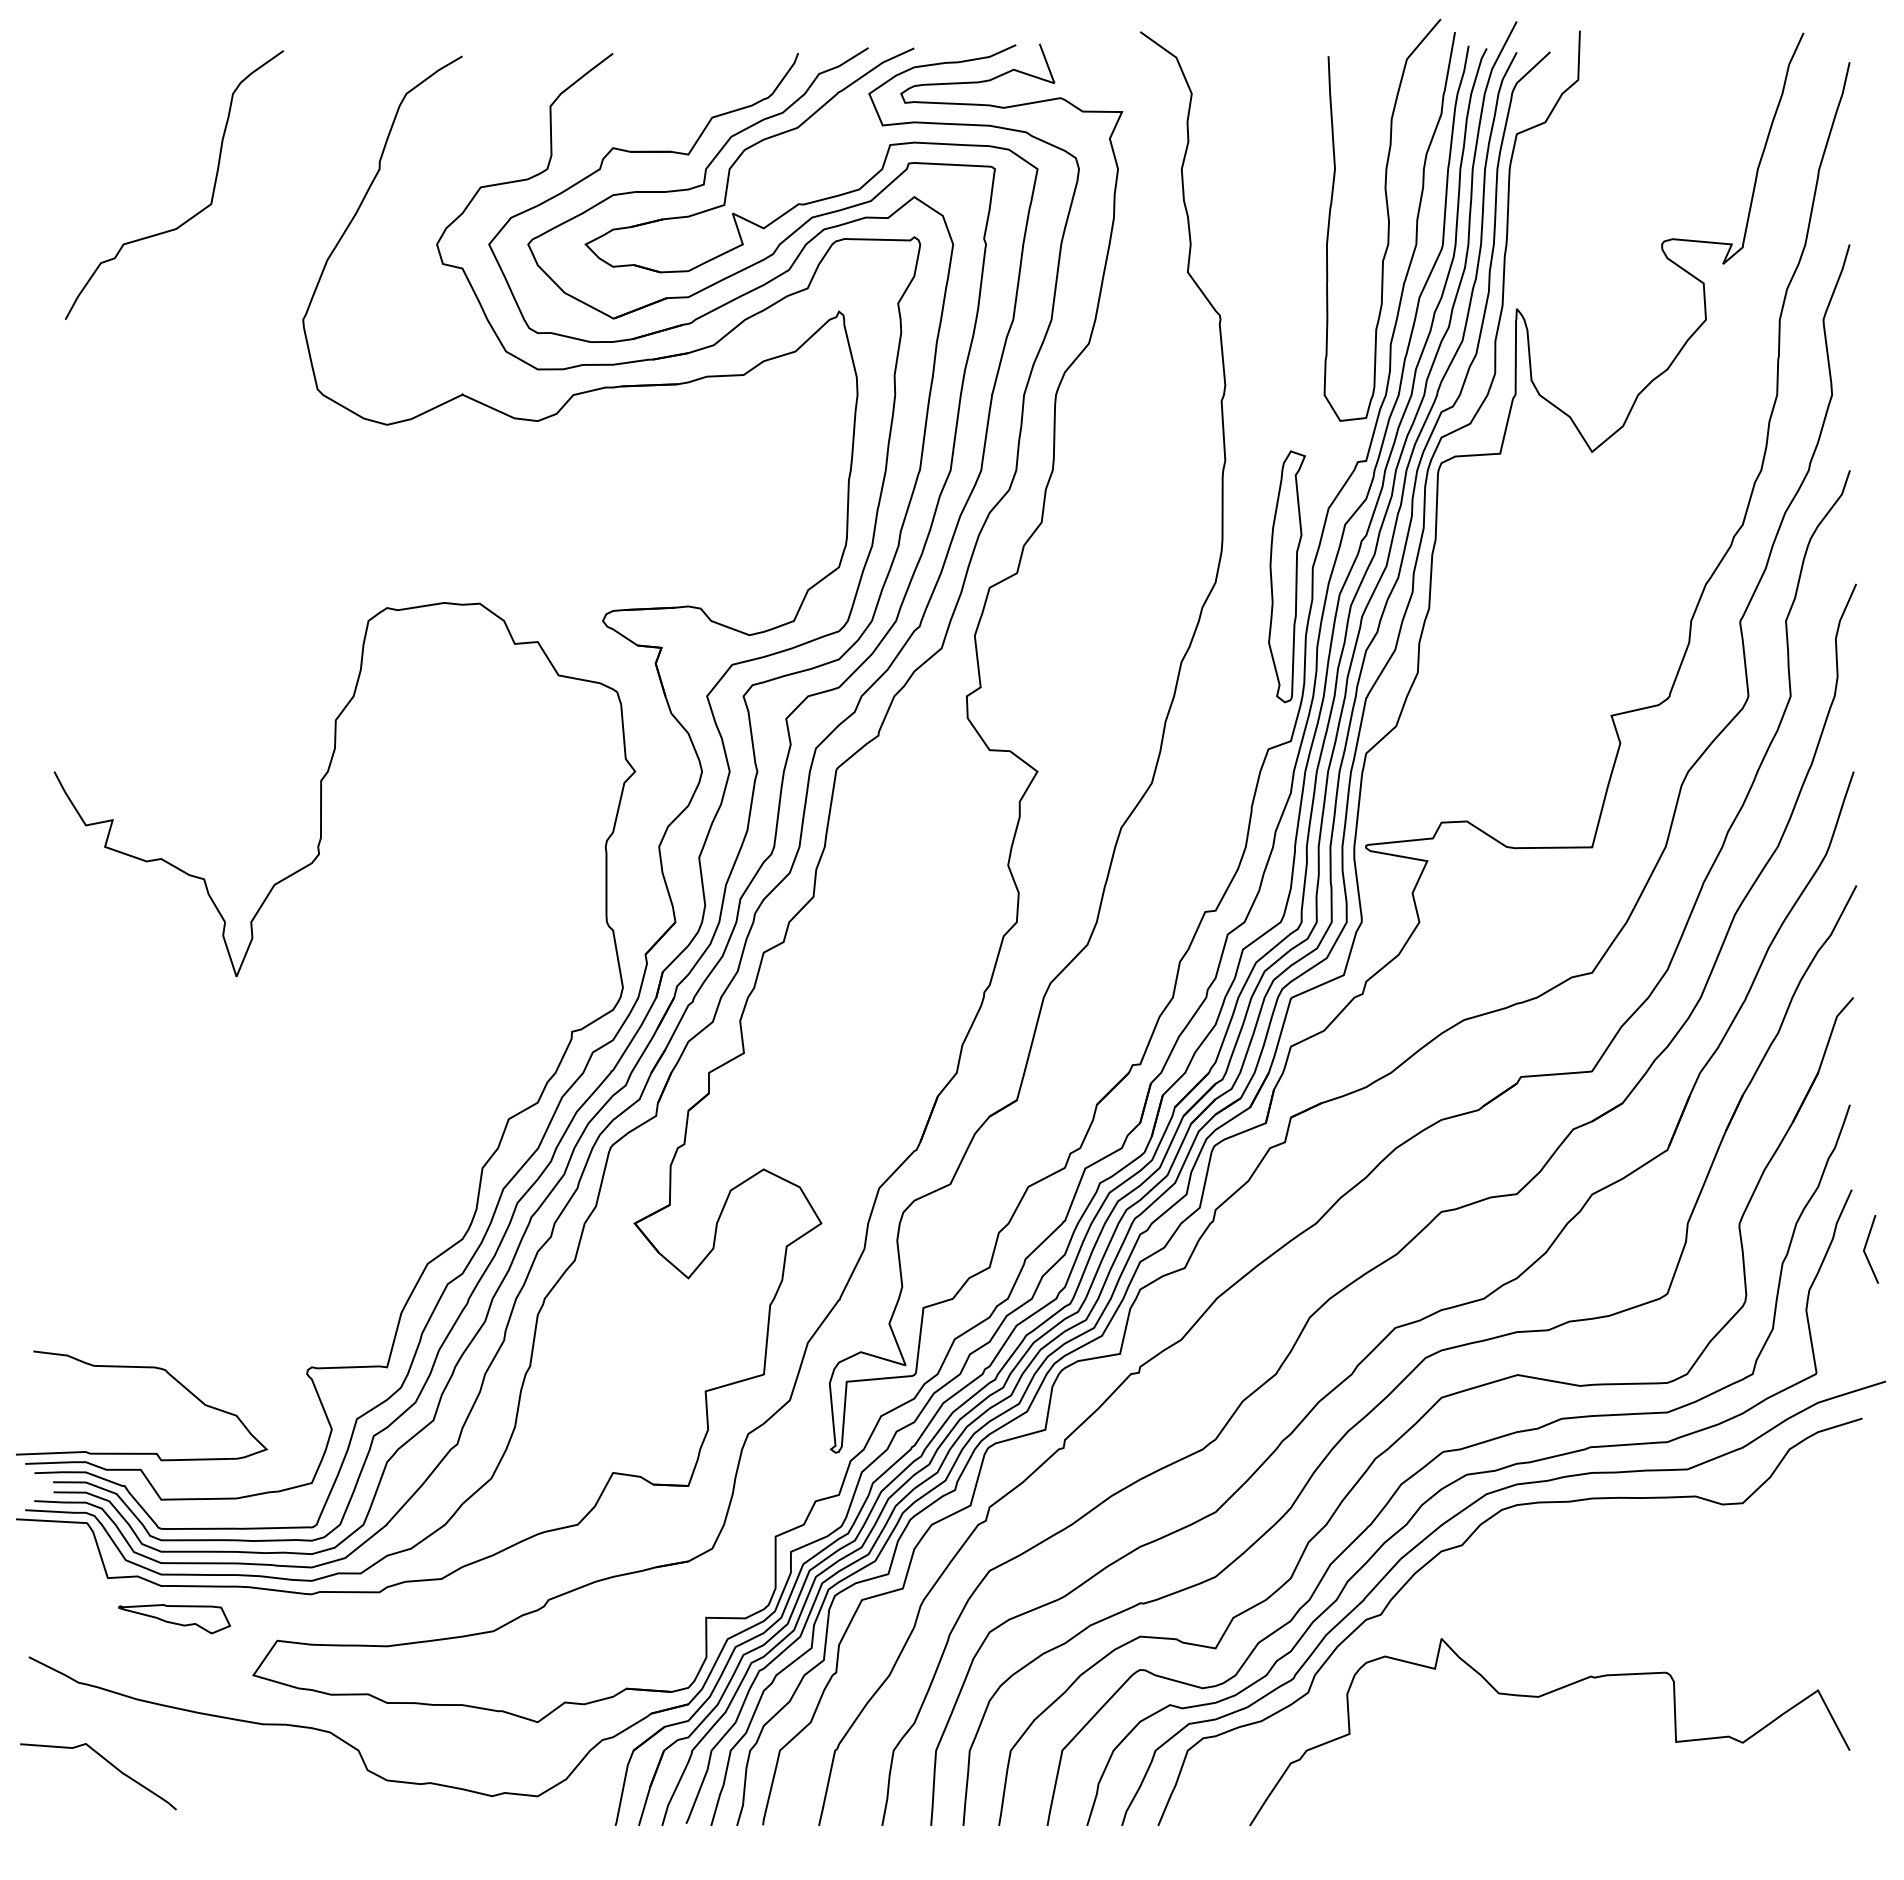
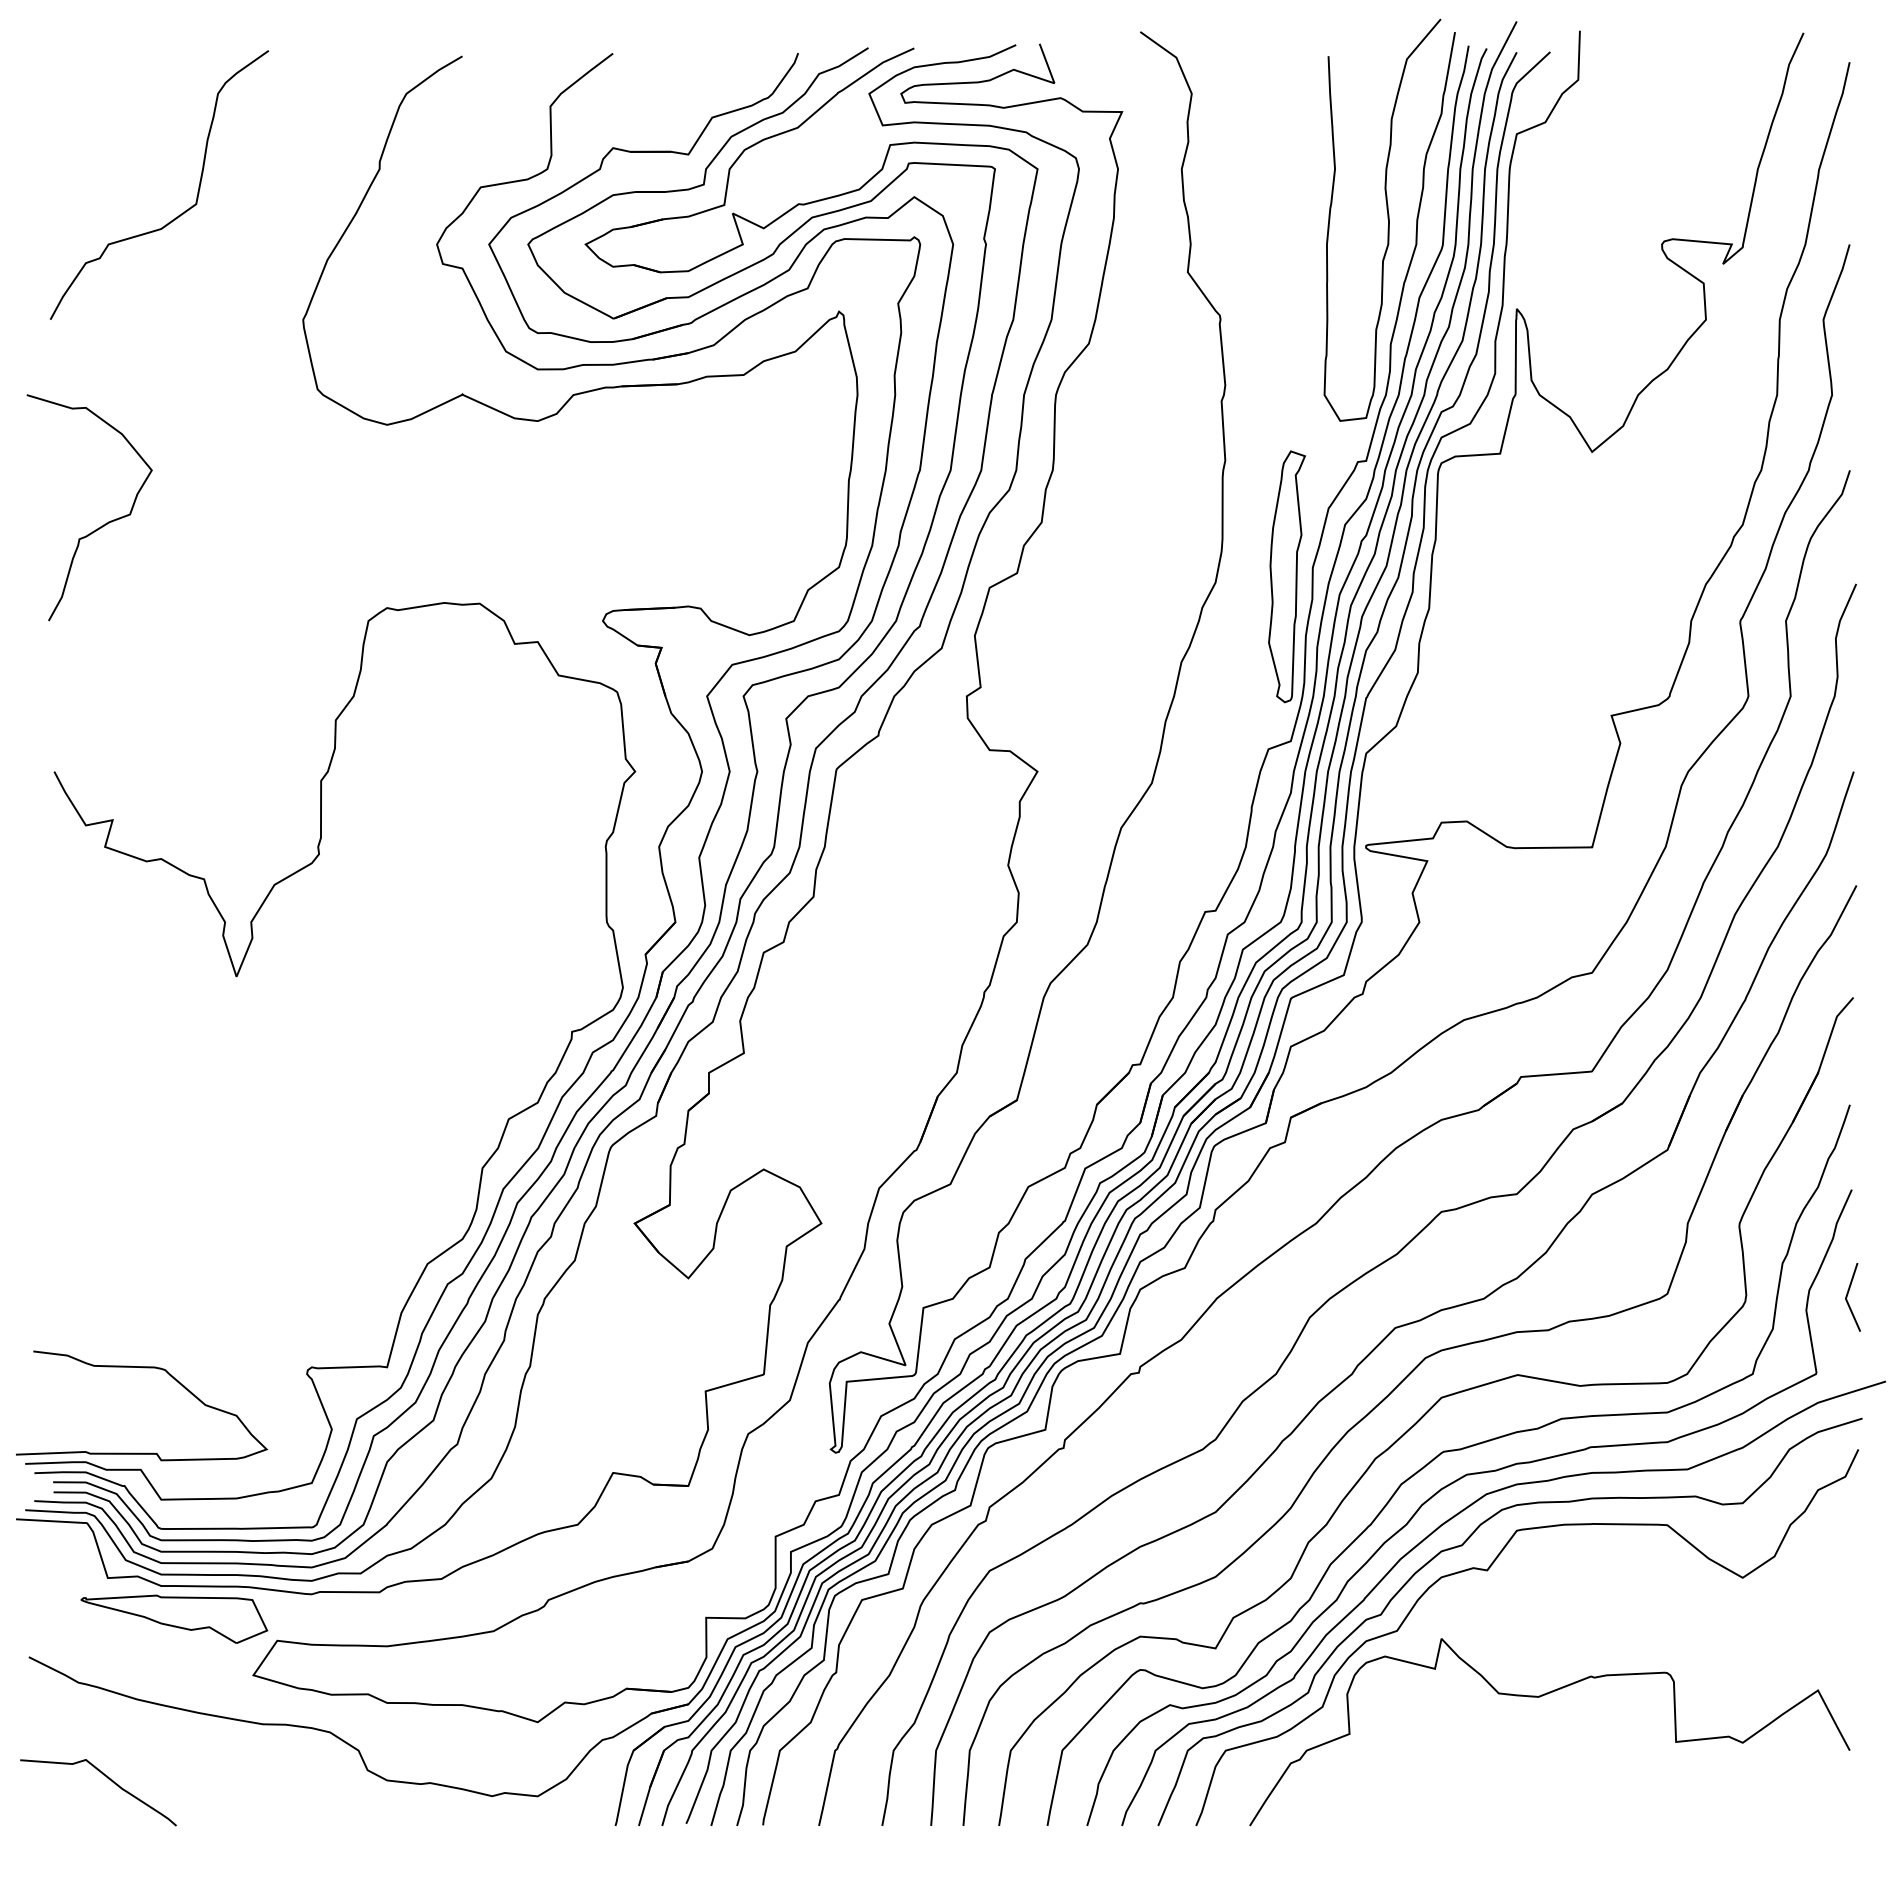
curve position: (194, 214) -> (179, 214) (179, 214)
curve: none -> present (98, 527)
line position: (1866, 1246) -> (1848, 1294) (1848, 1294)
curve: none -> present (1487, 1571)
part size: 114x31 px -> 189x50 px (174, 1618)
curve position: (108, 1763) -> (108, 1779) (108, 1779)
